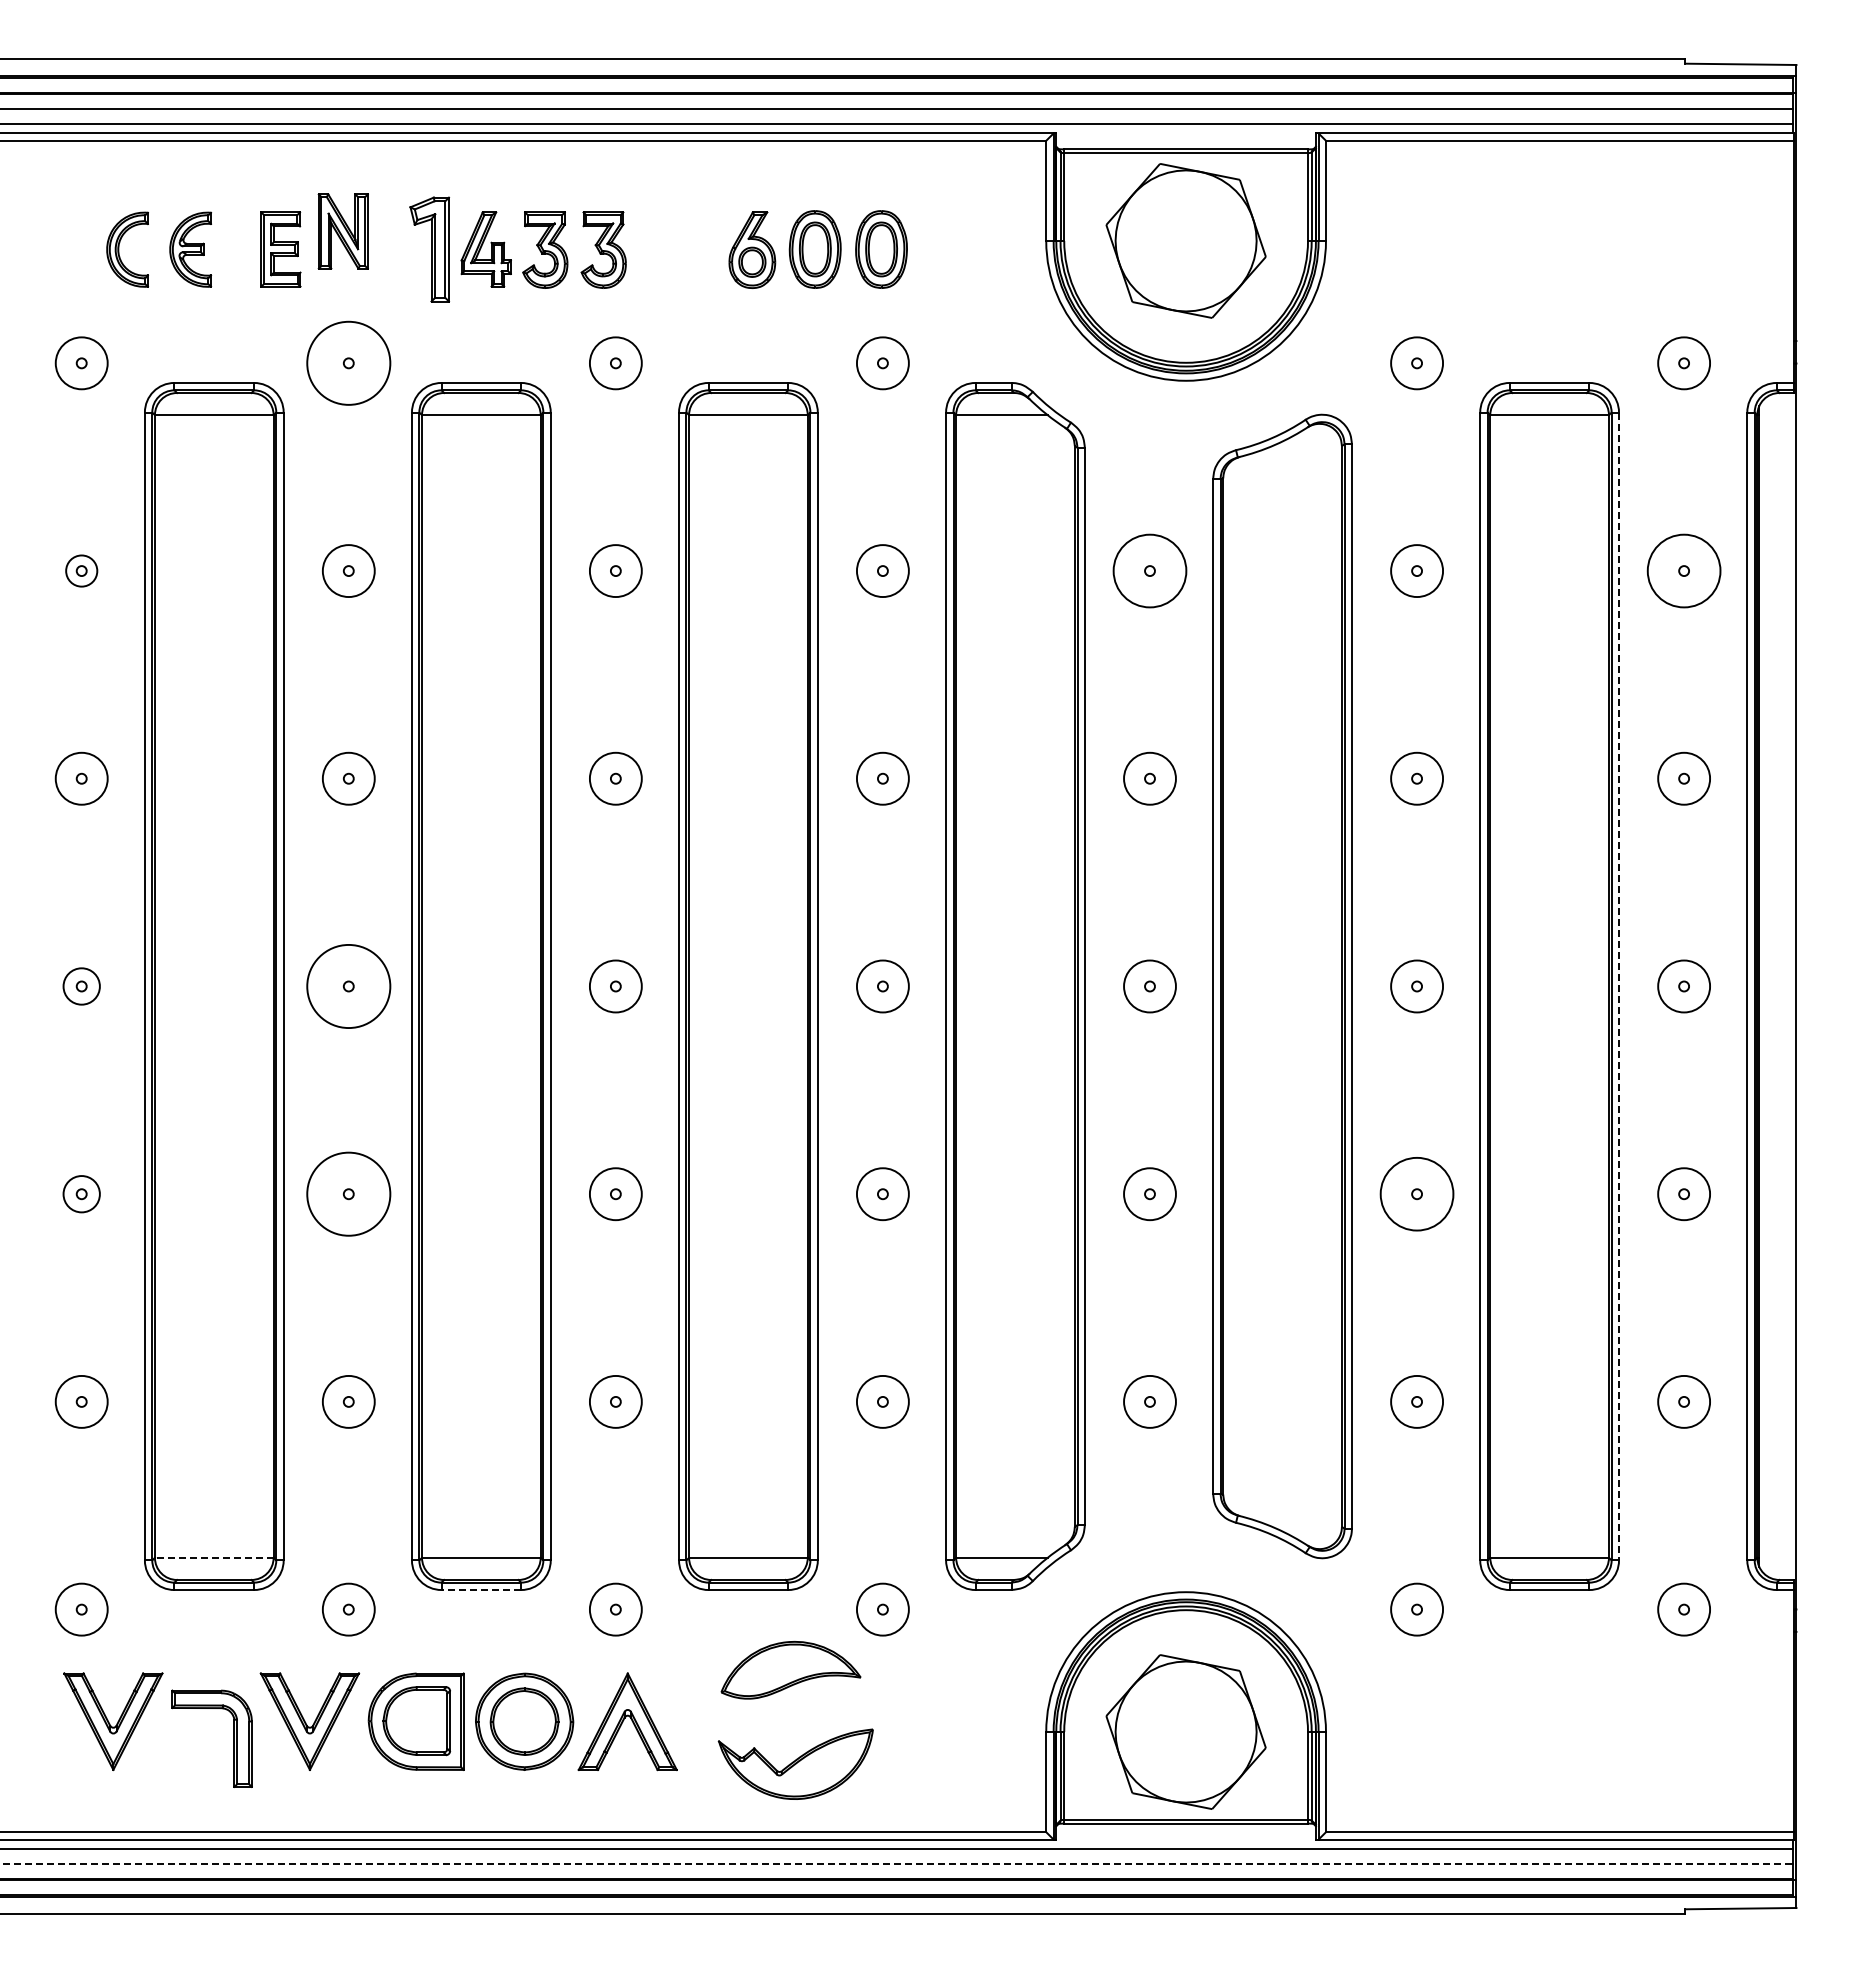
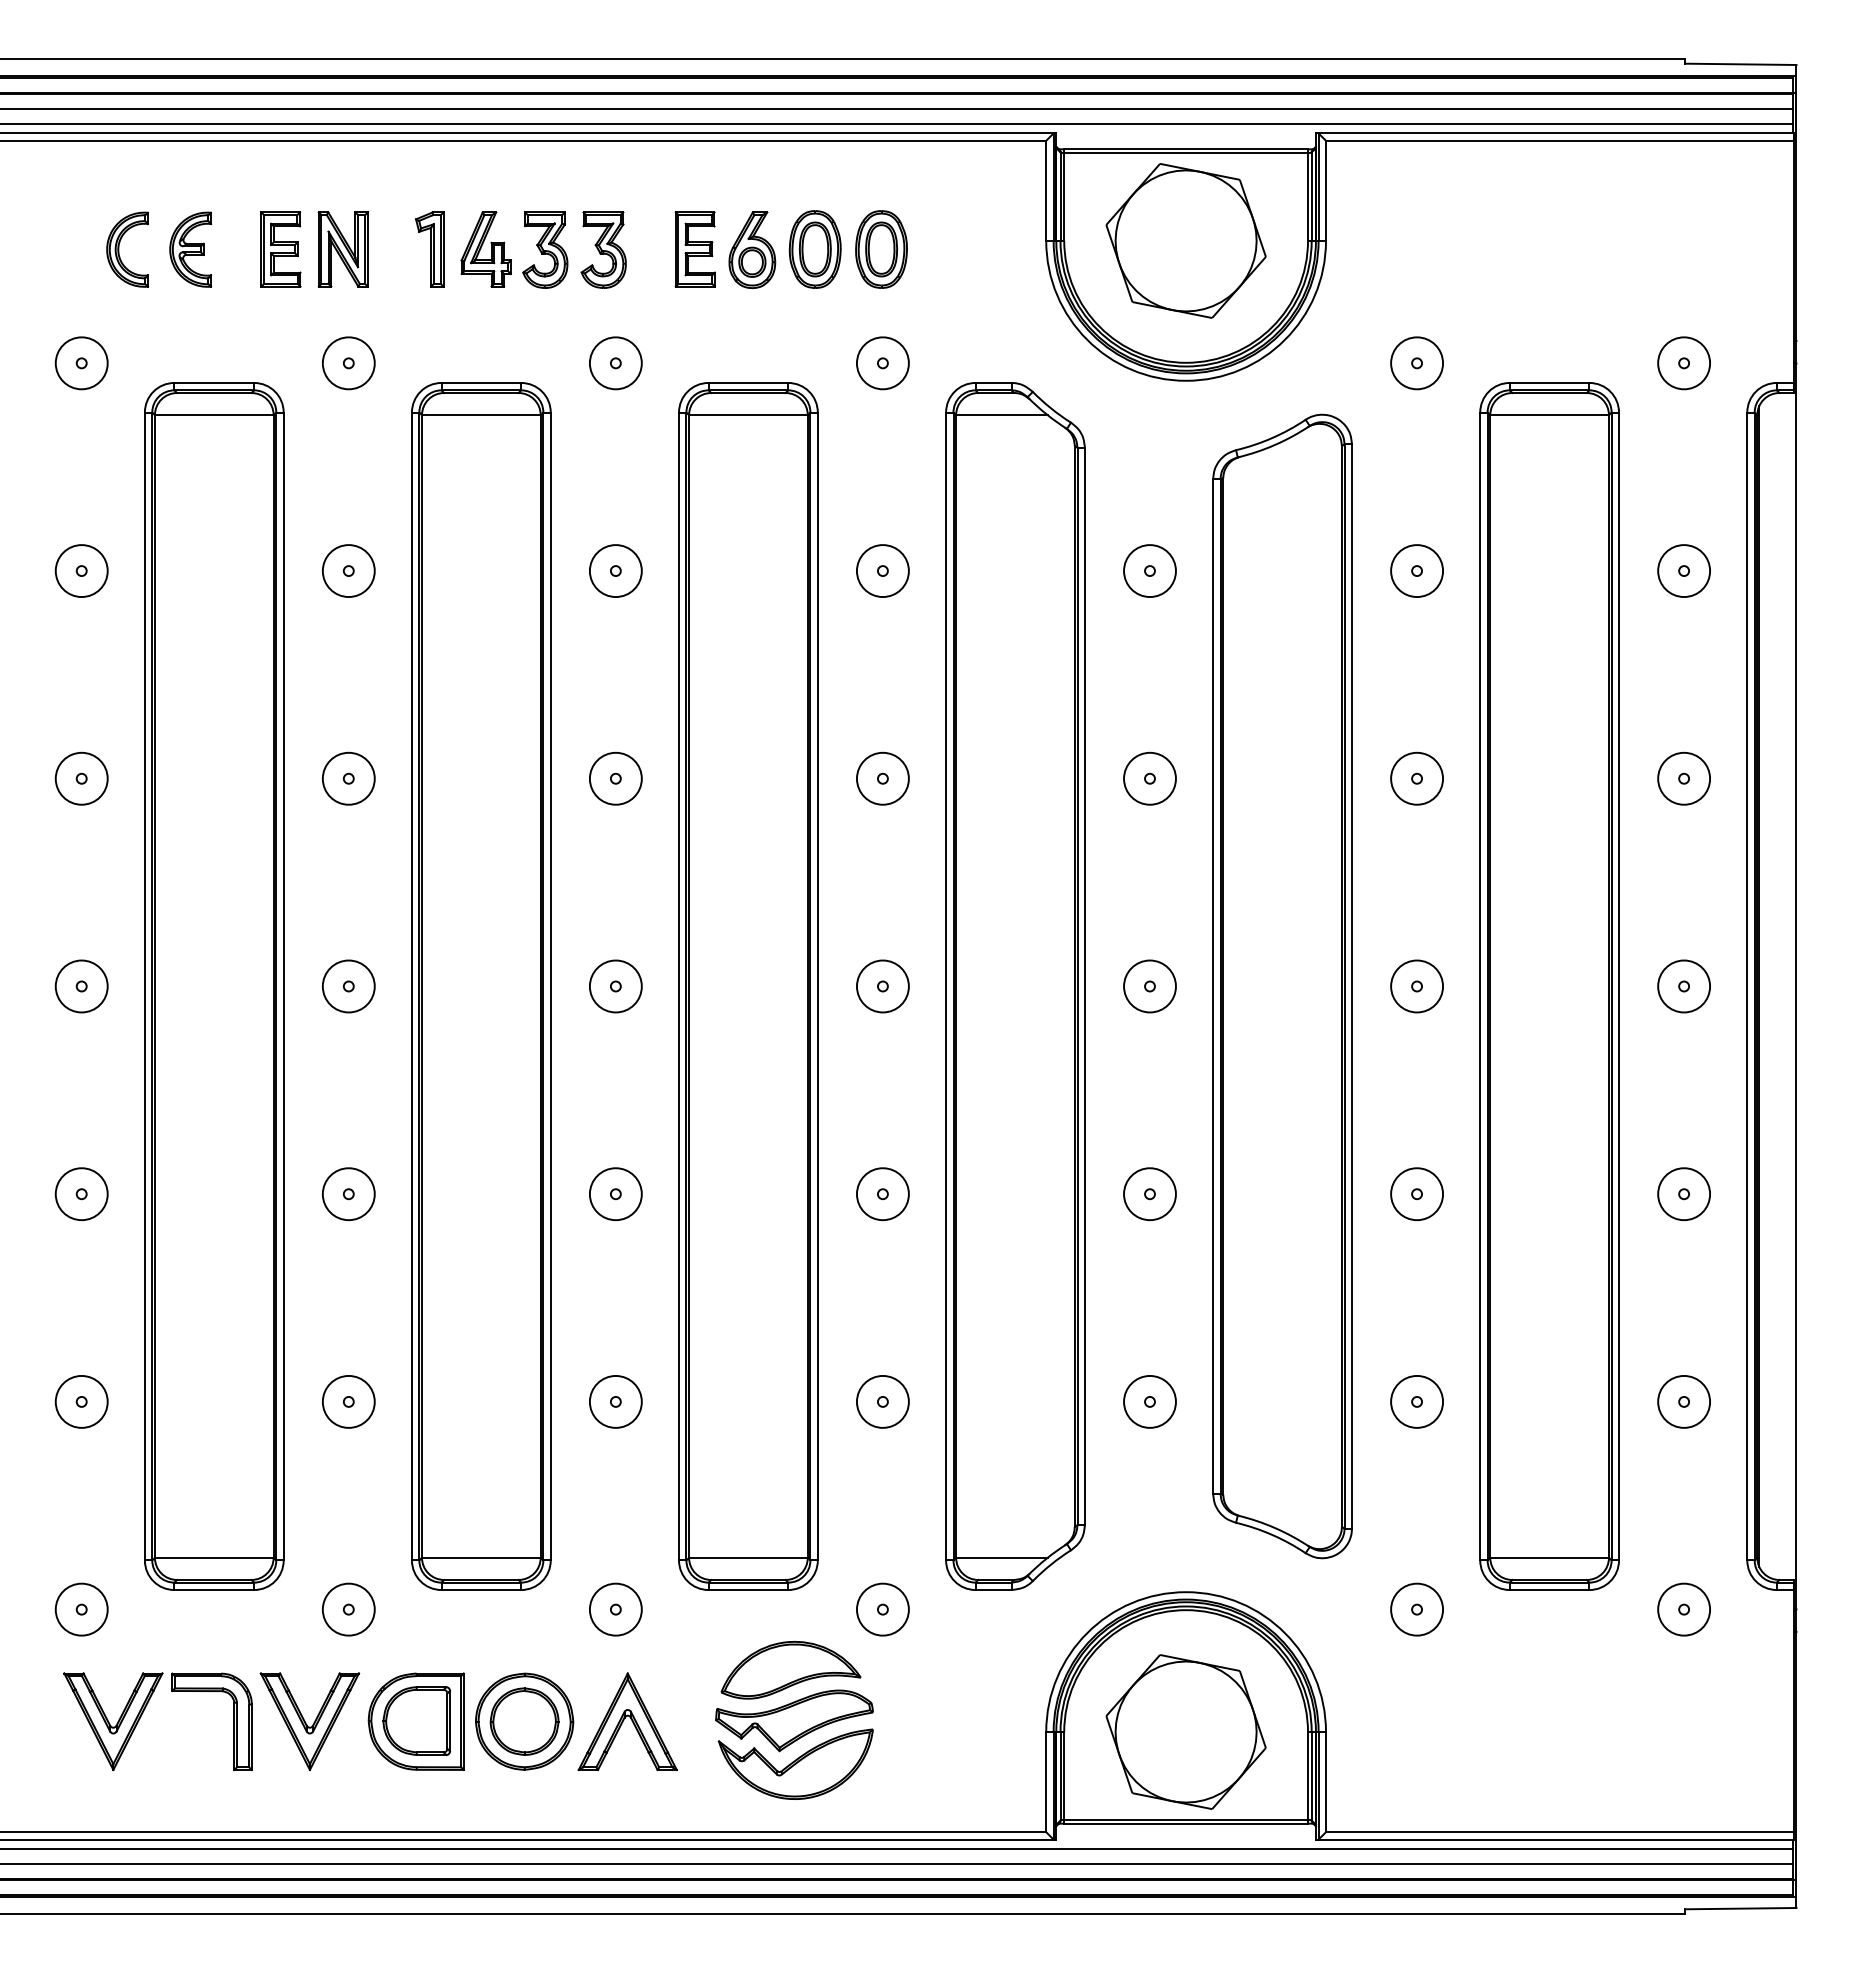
part position: (342, 231) -> (342, 249) (342, 249)
part size: 41x107 px -> 30x77 px (429, 249)
part: none -> present (694, 249)
circle diameter: 83 px -> 52 px (348, 363)
circle diameter: 31 px -> 52 px (81, 571)
circle diameter: 73 px -> 52 px (1149, 571)
circle diameter: 73 px -> 52 px (1684, 571)
circle diameter: 36 px -> 52 px (81, 986)
circle diameter: 83 px -> 52 px (348, 986)
line: dashed -> solid (1619, 986)
circle diameter: 83 px -> 52 px (348, 1194)
circle diameter: 73 px -> 52 px (1417, 1194)
circle diameter: 36 px -> 52 px (81, 1194)
line: dashed -> solid (213, 1557)
line: dashed -> solid (481, 1590)
part: none -> present (794, 1720)
part position: (233, 1738) -> (233, 1721) (233, 1721)
line: dashed -> solid (897, 1864)
